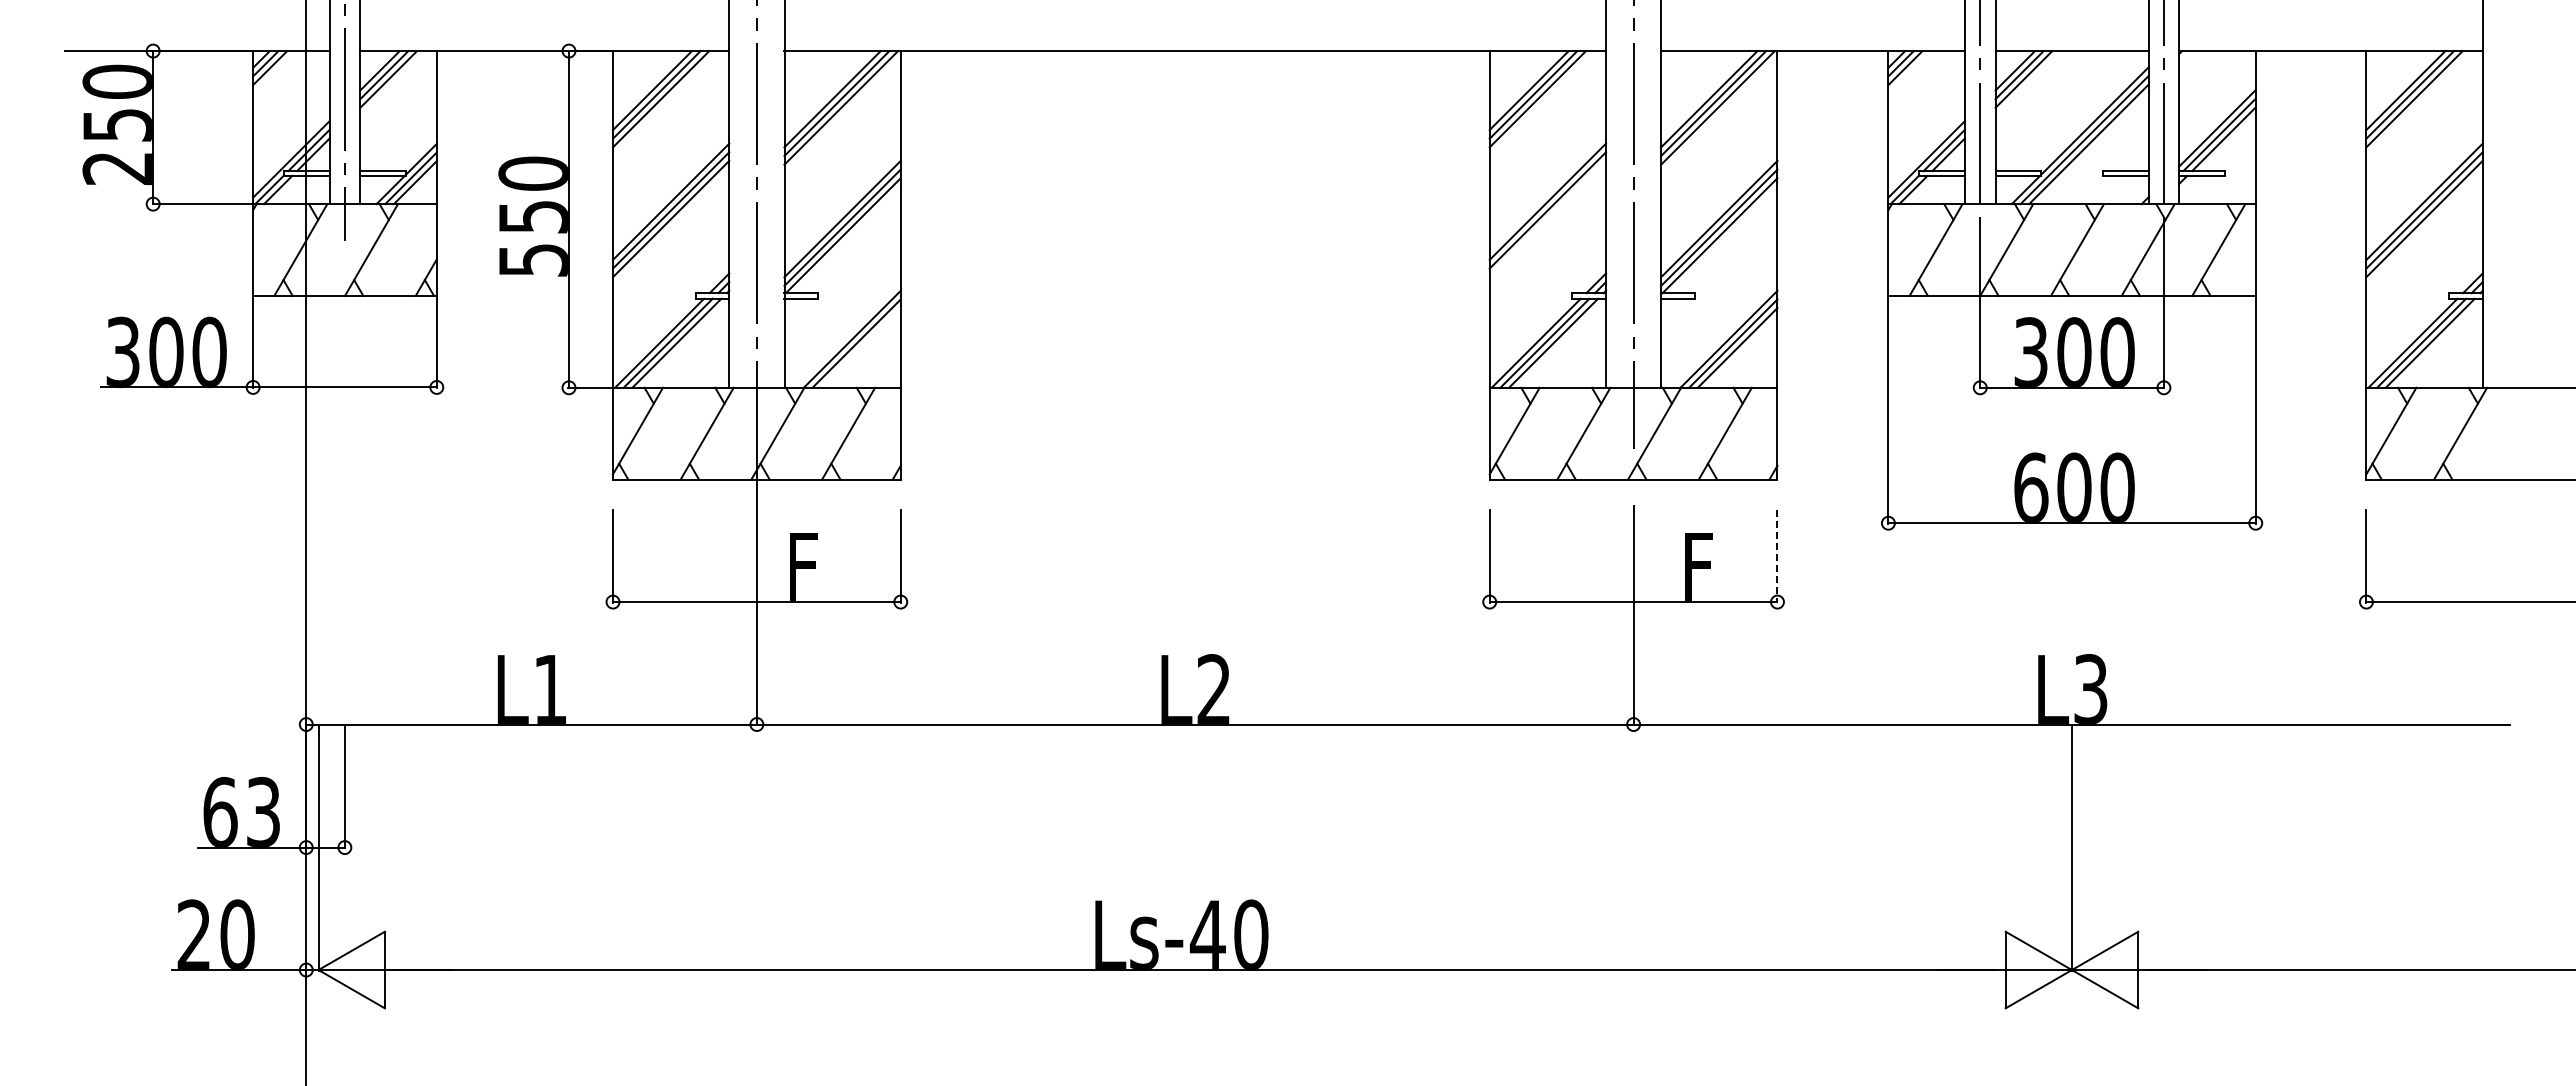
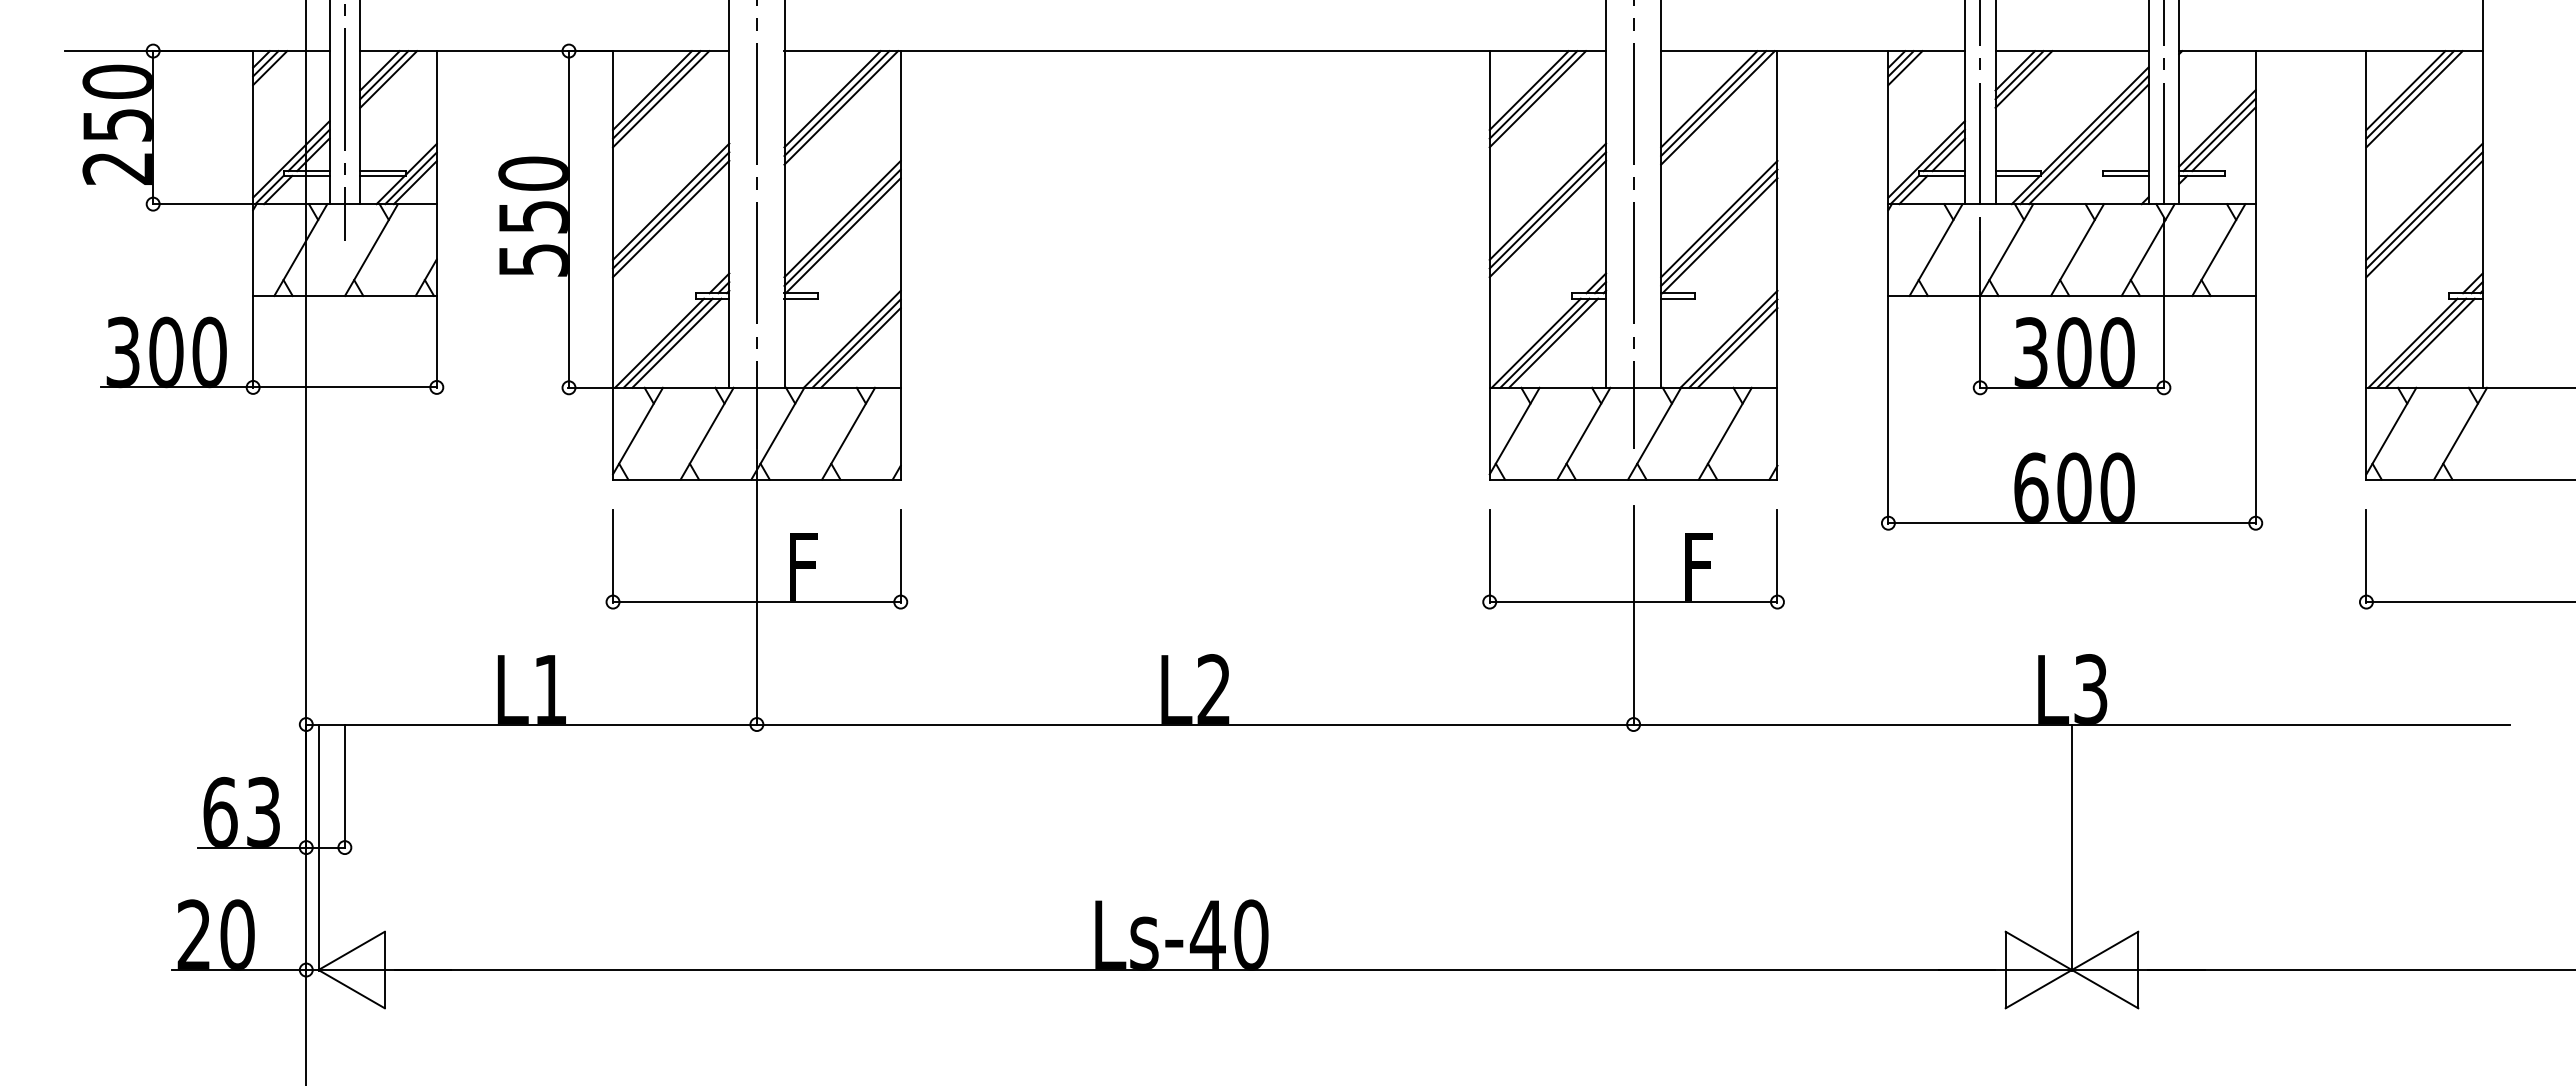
line: none -> present (1547, 218)
line: none -> present (860, 347)
line: dashed -> solid (1777, 556)
